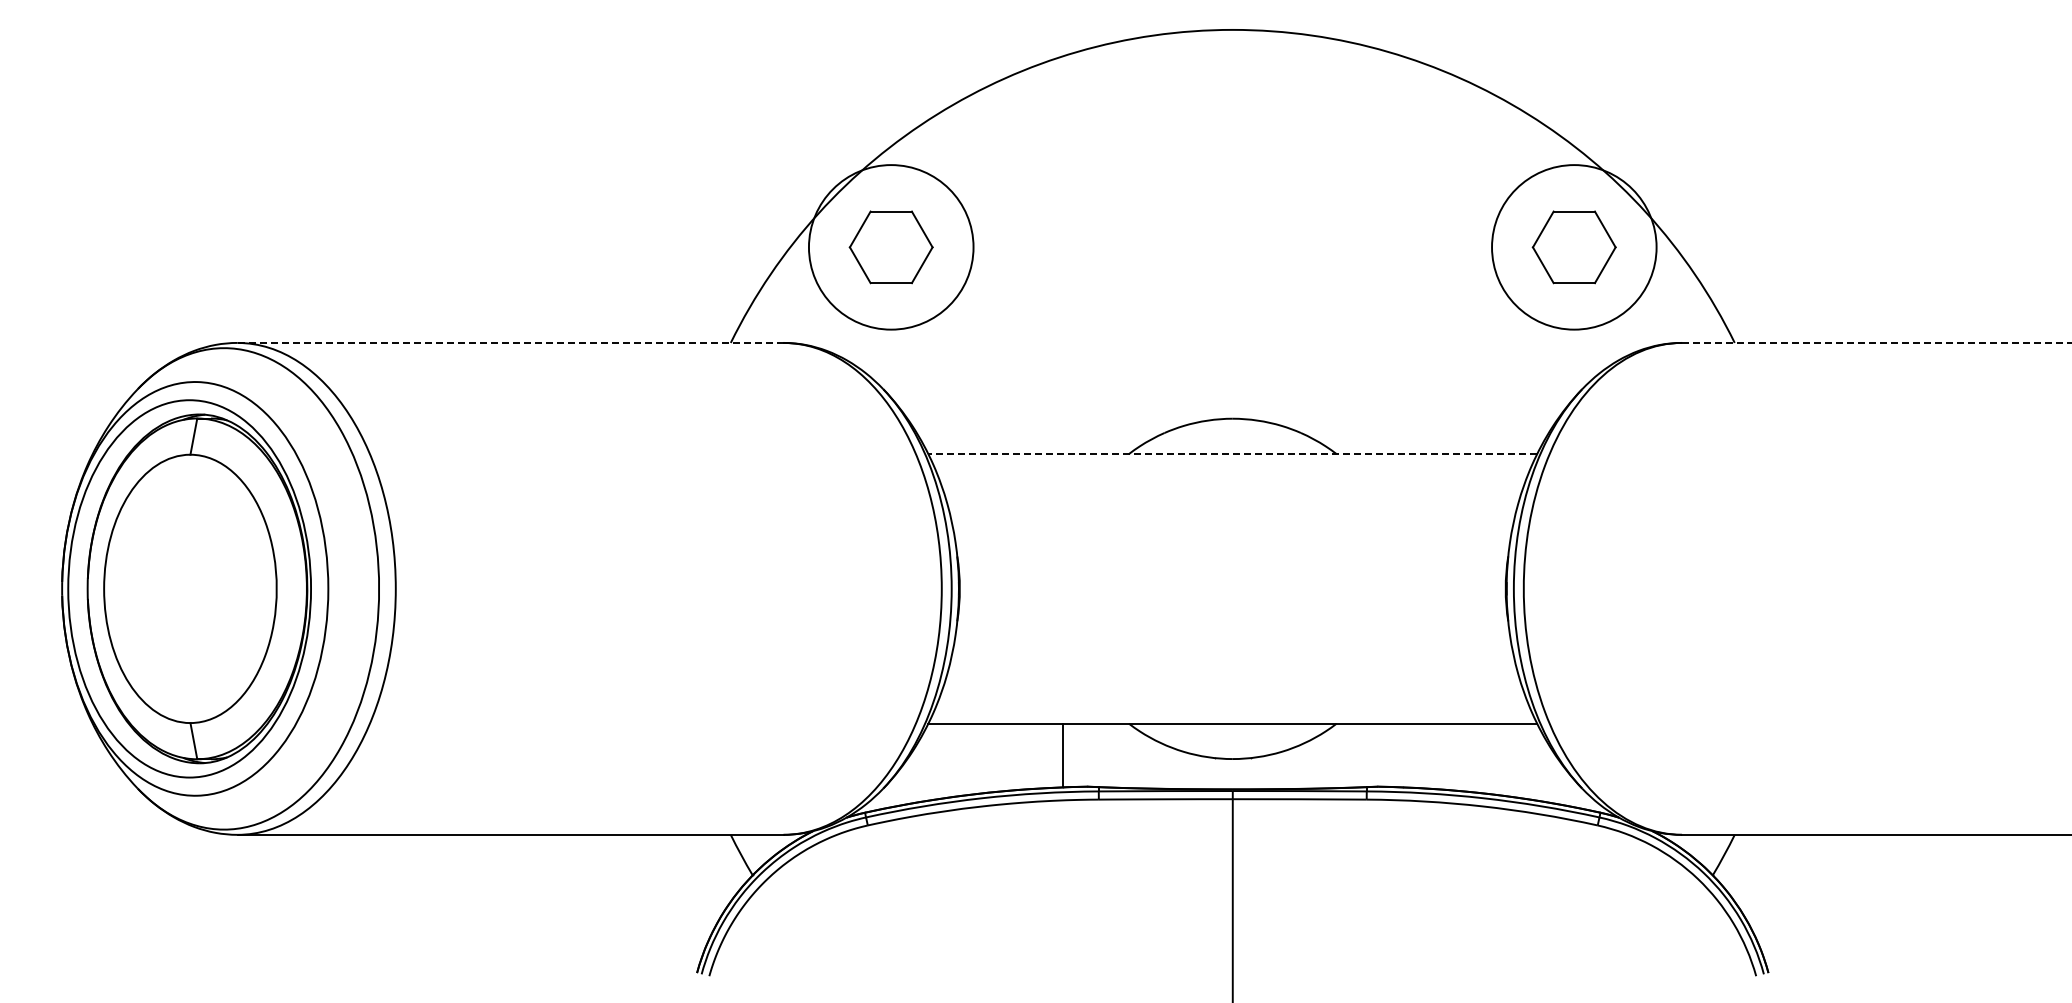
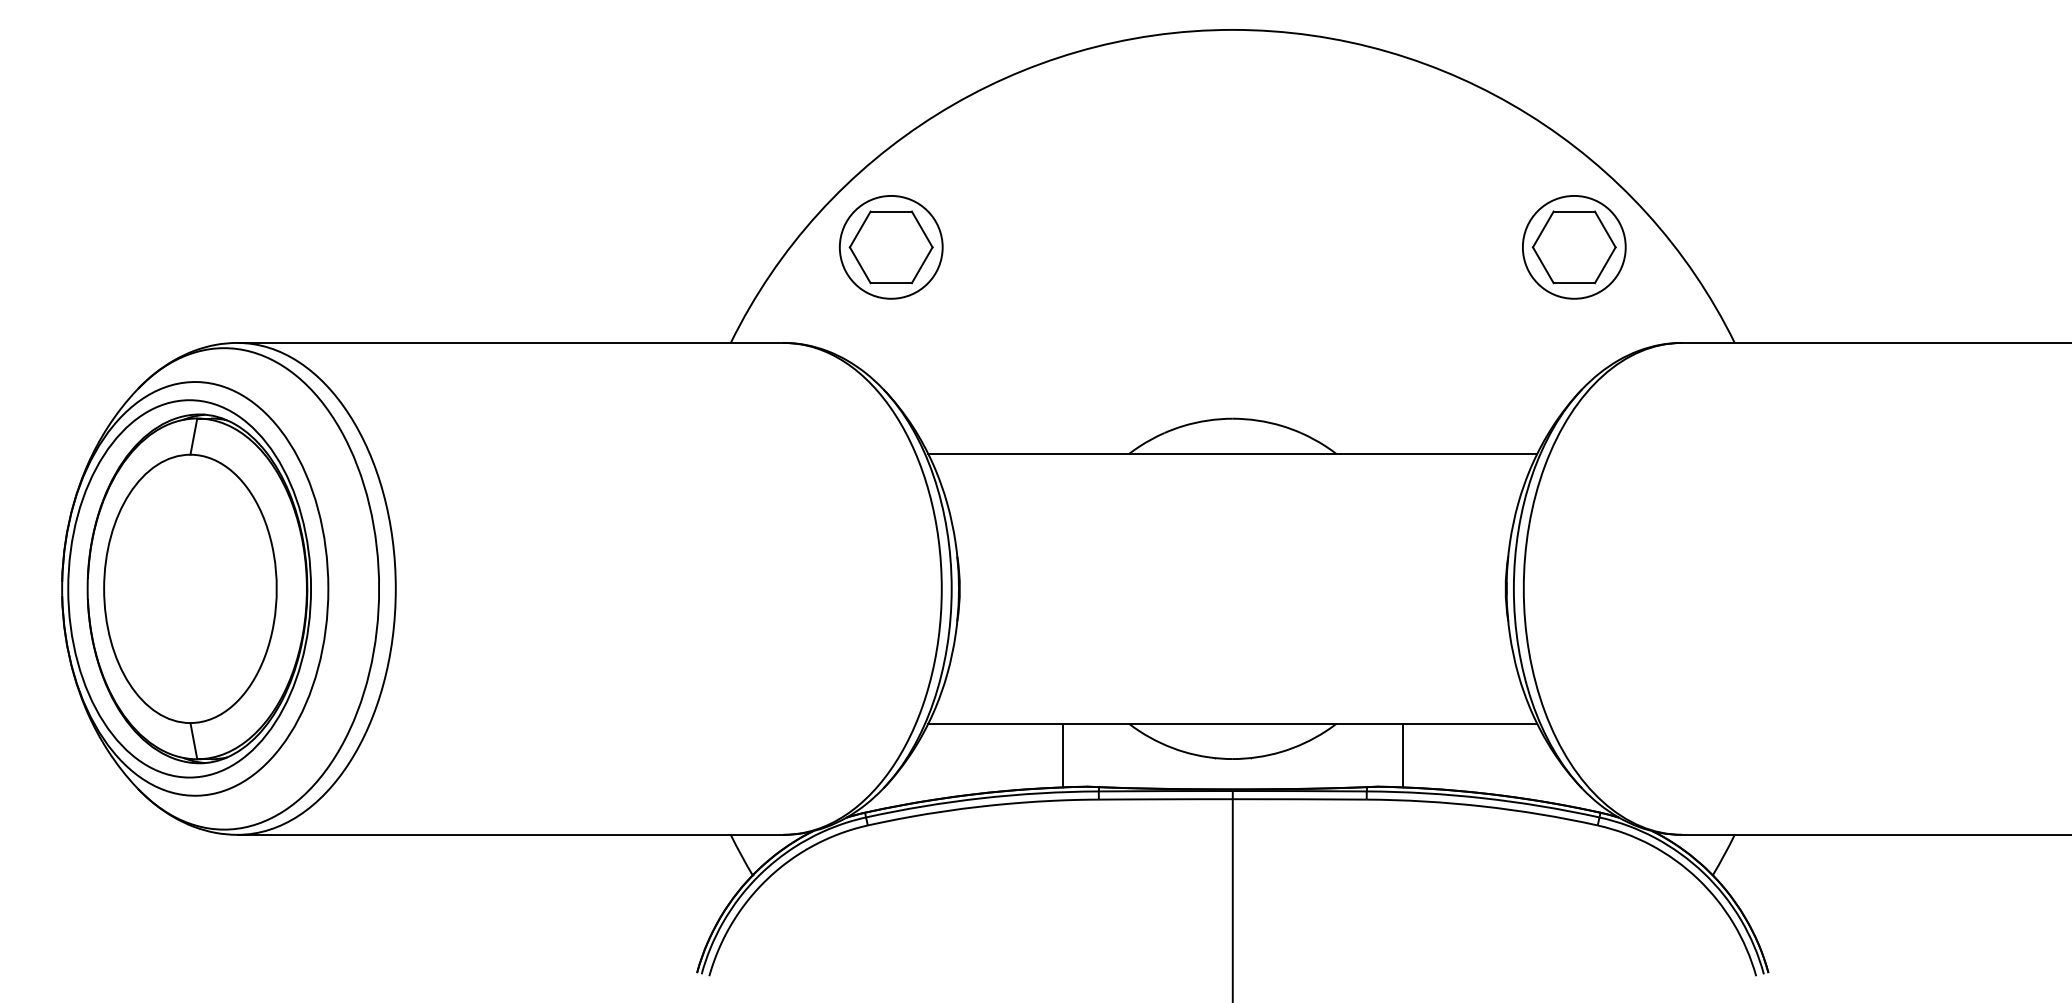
circle diameter: 165 px -> 103 px (890, 246)
circle diameter: 165 px -> 103 px (1573, 246)
line: dashed -> solid (510, 342)
line: dashed -> solid (1876, 342)
line: dashed -> solid (1232, 454)
line: none -> present (1402, 755)
